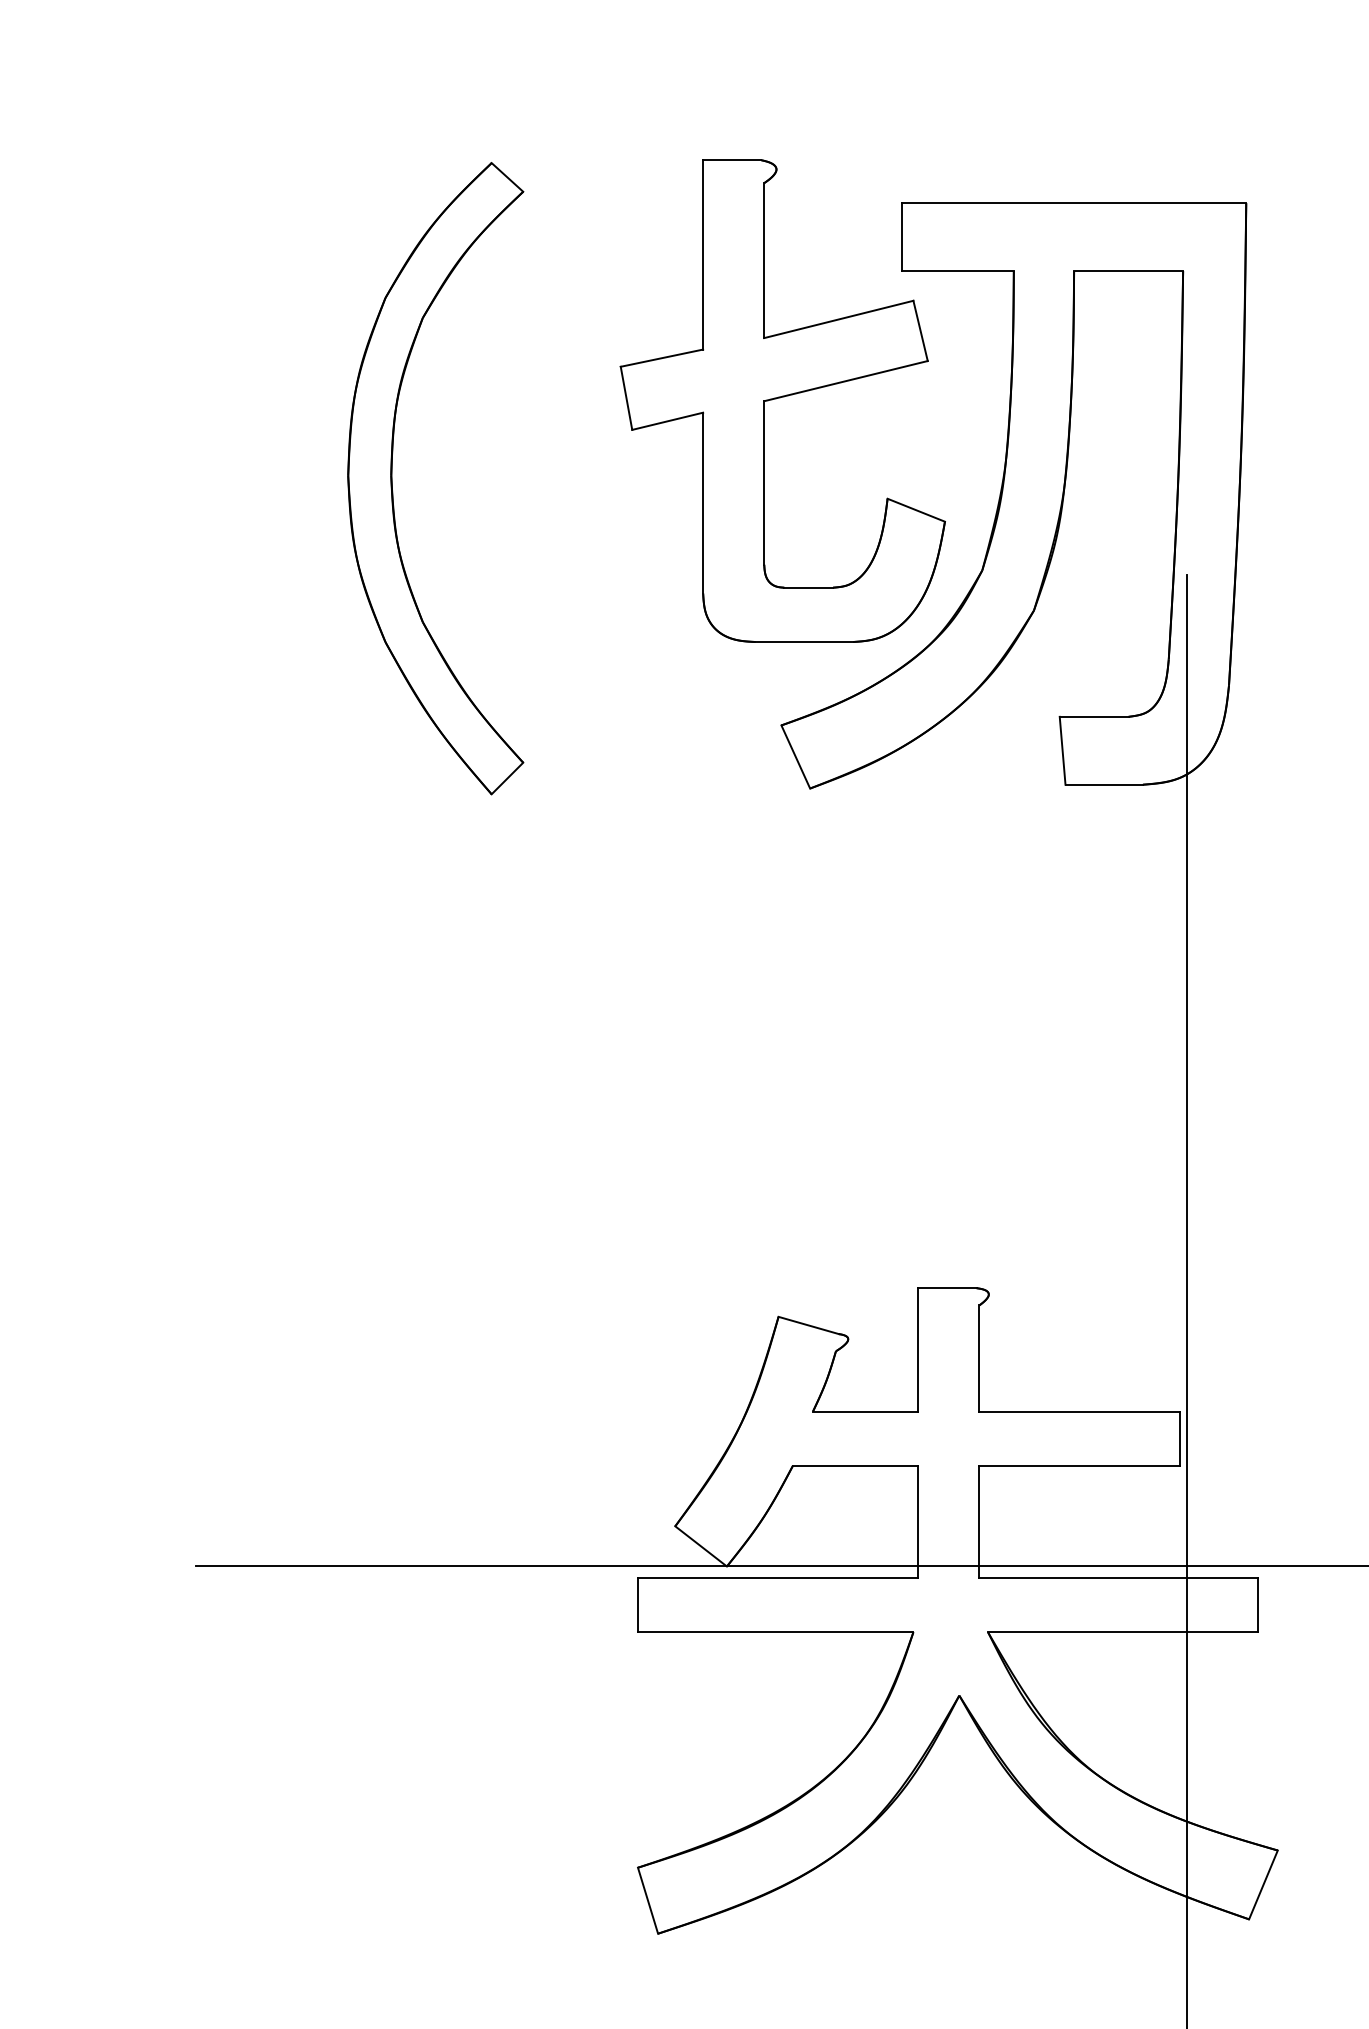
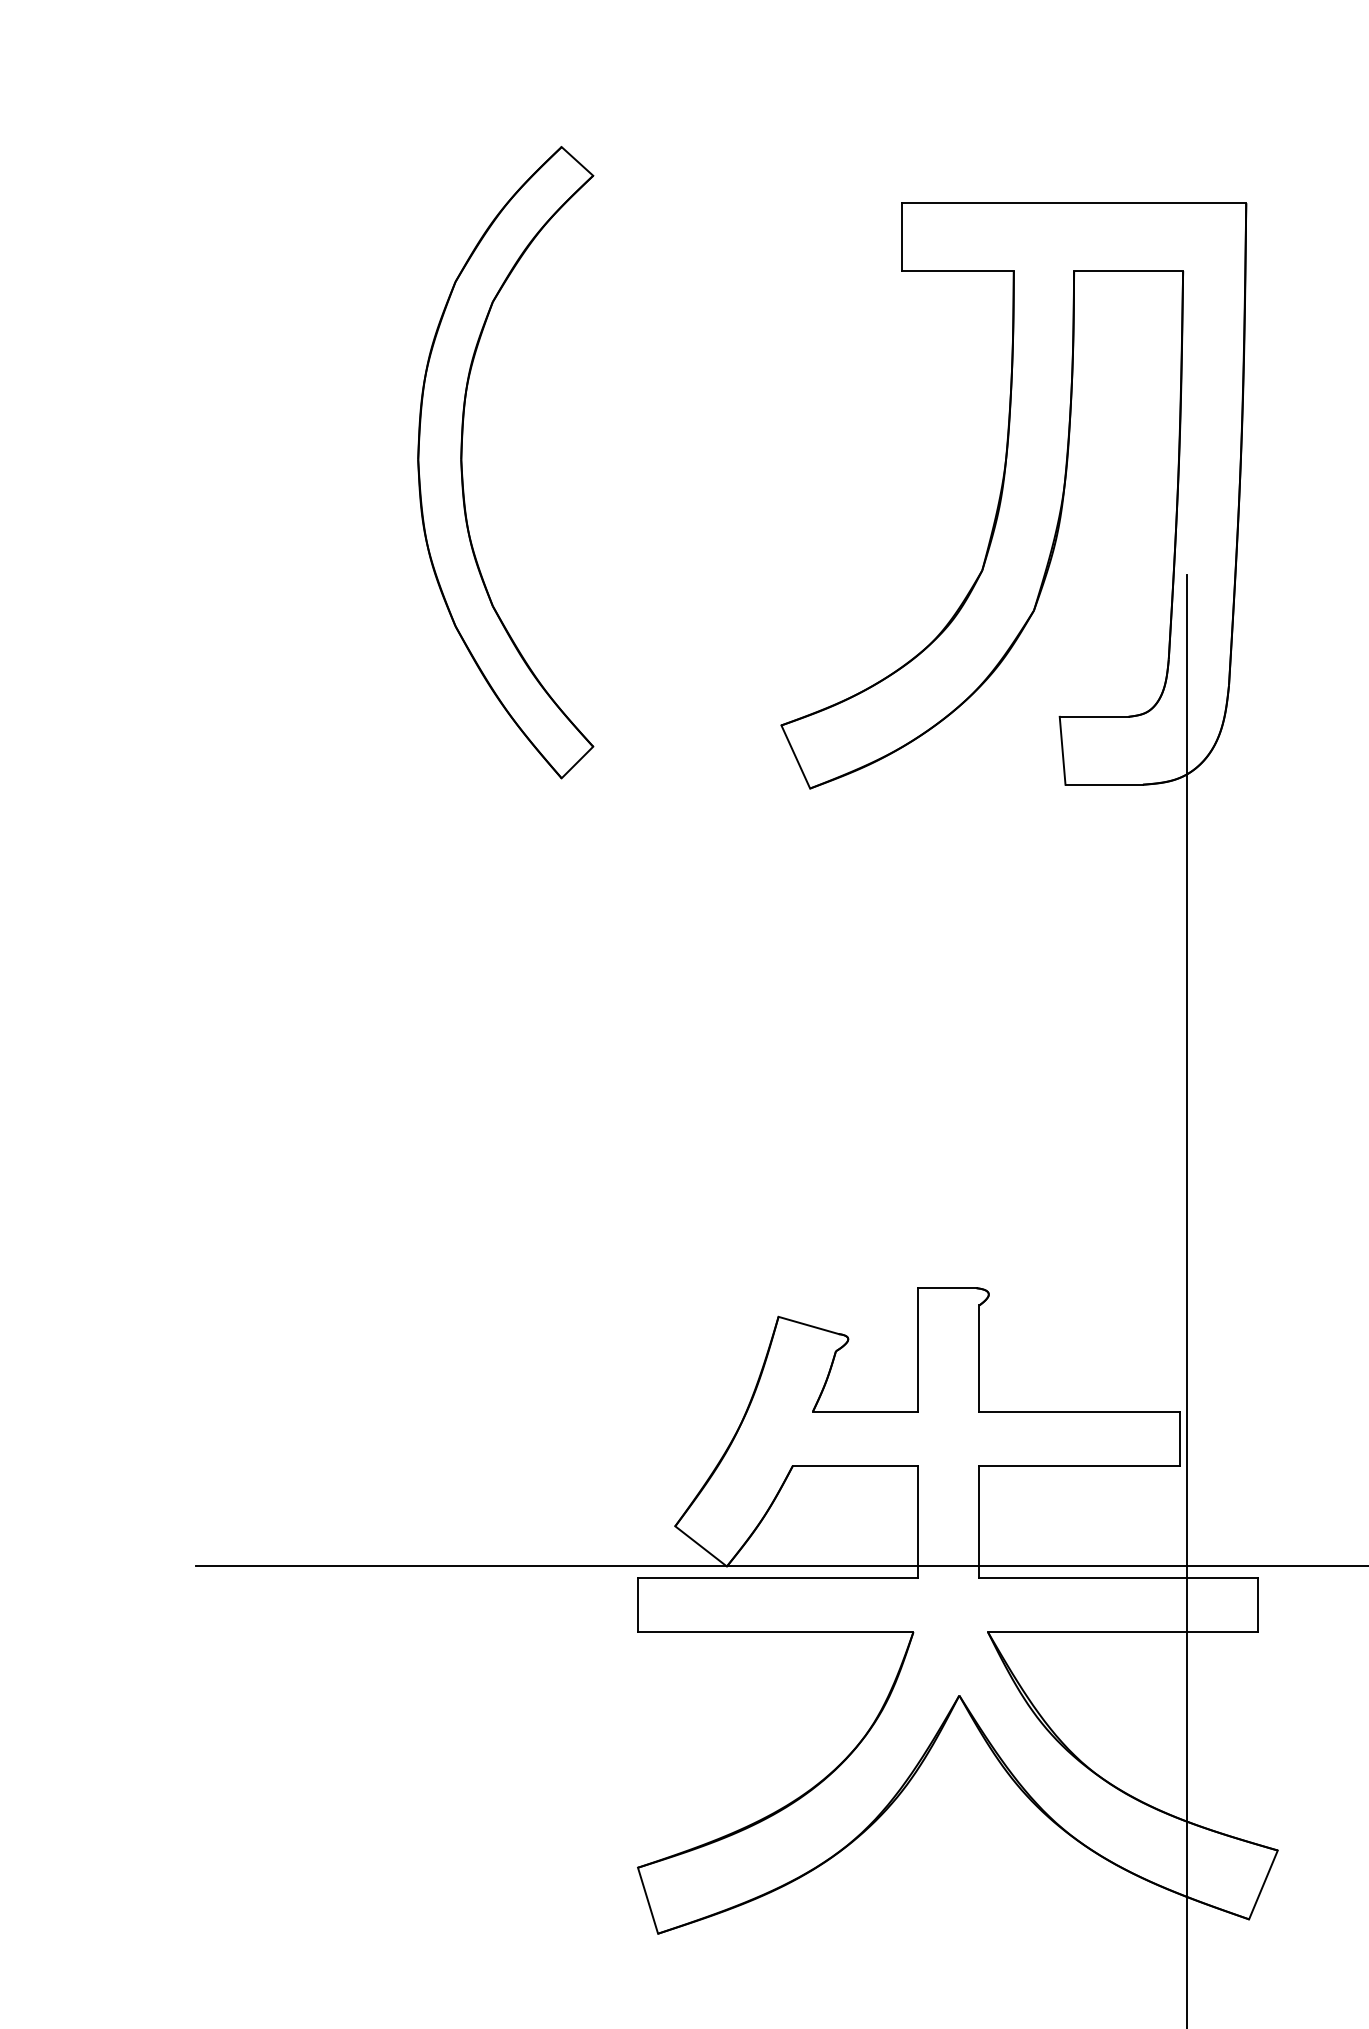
part: present -> none (782, 400)
part position: (392, 478) -> (462, 462) (462, 462)
